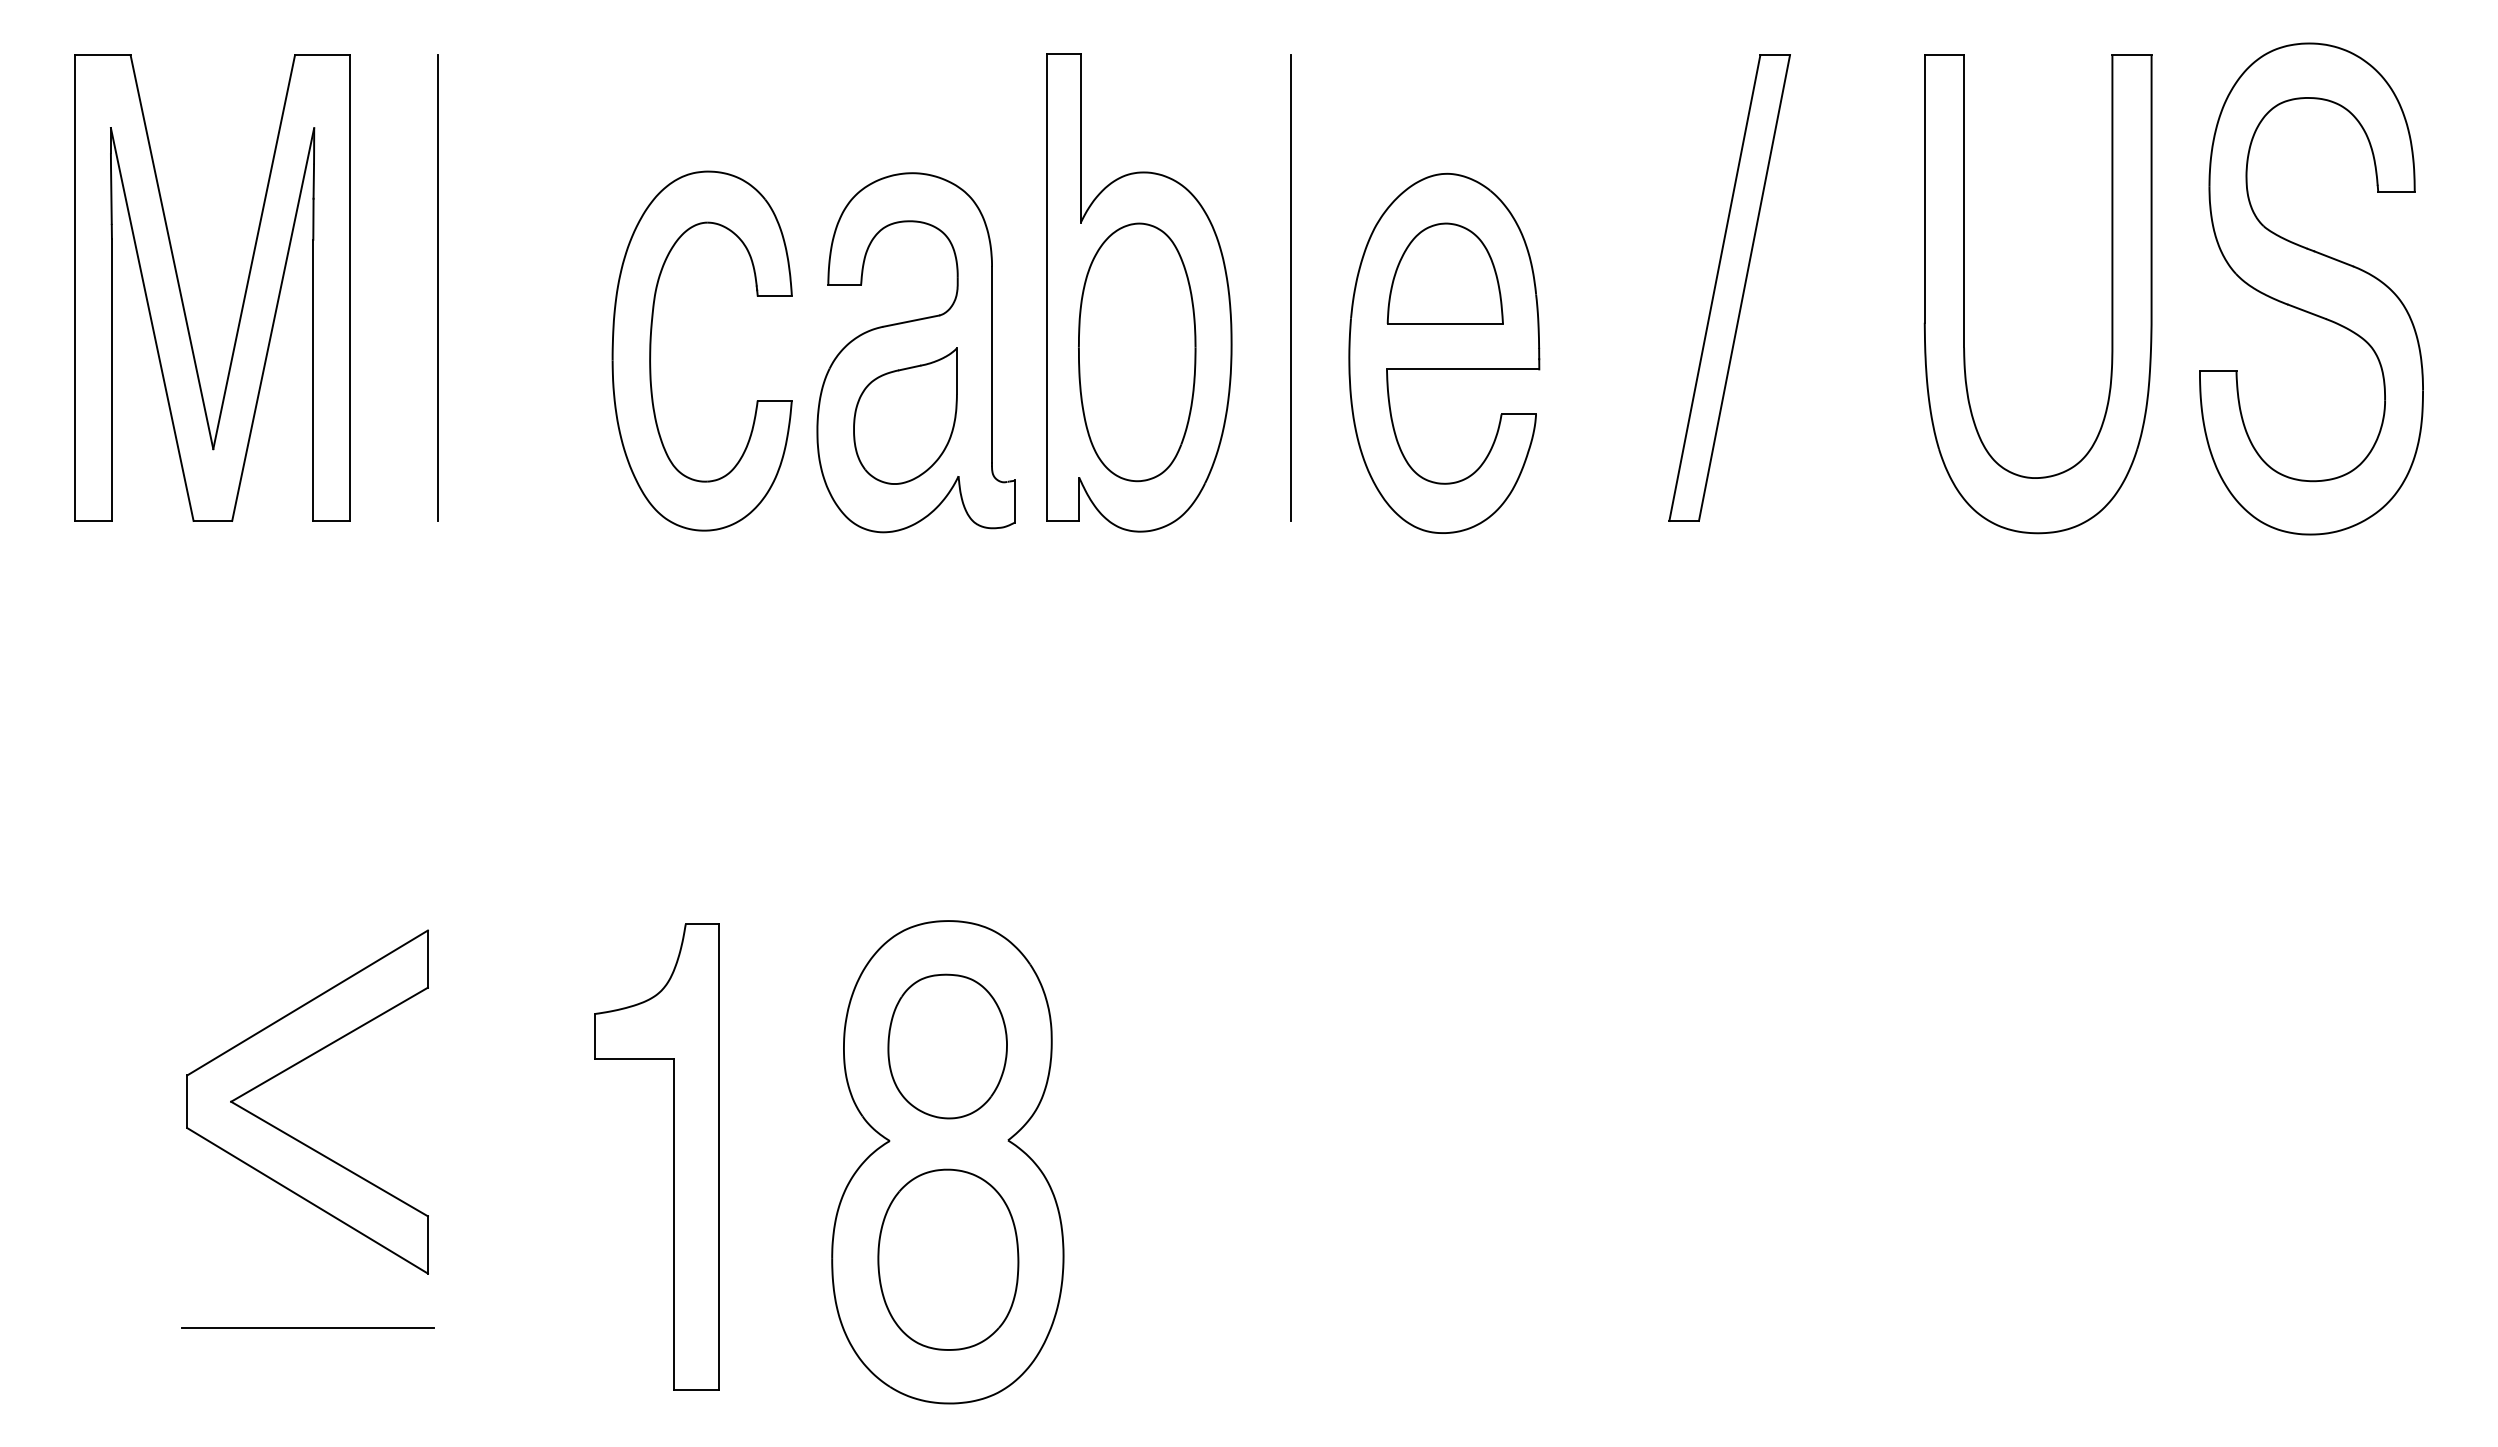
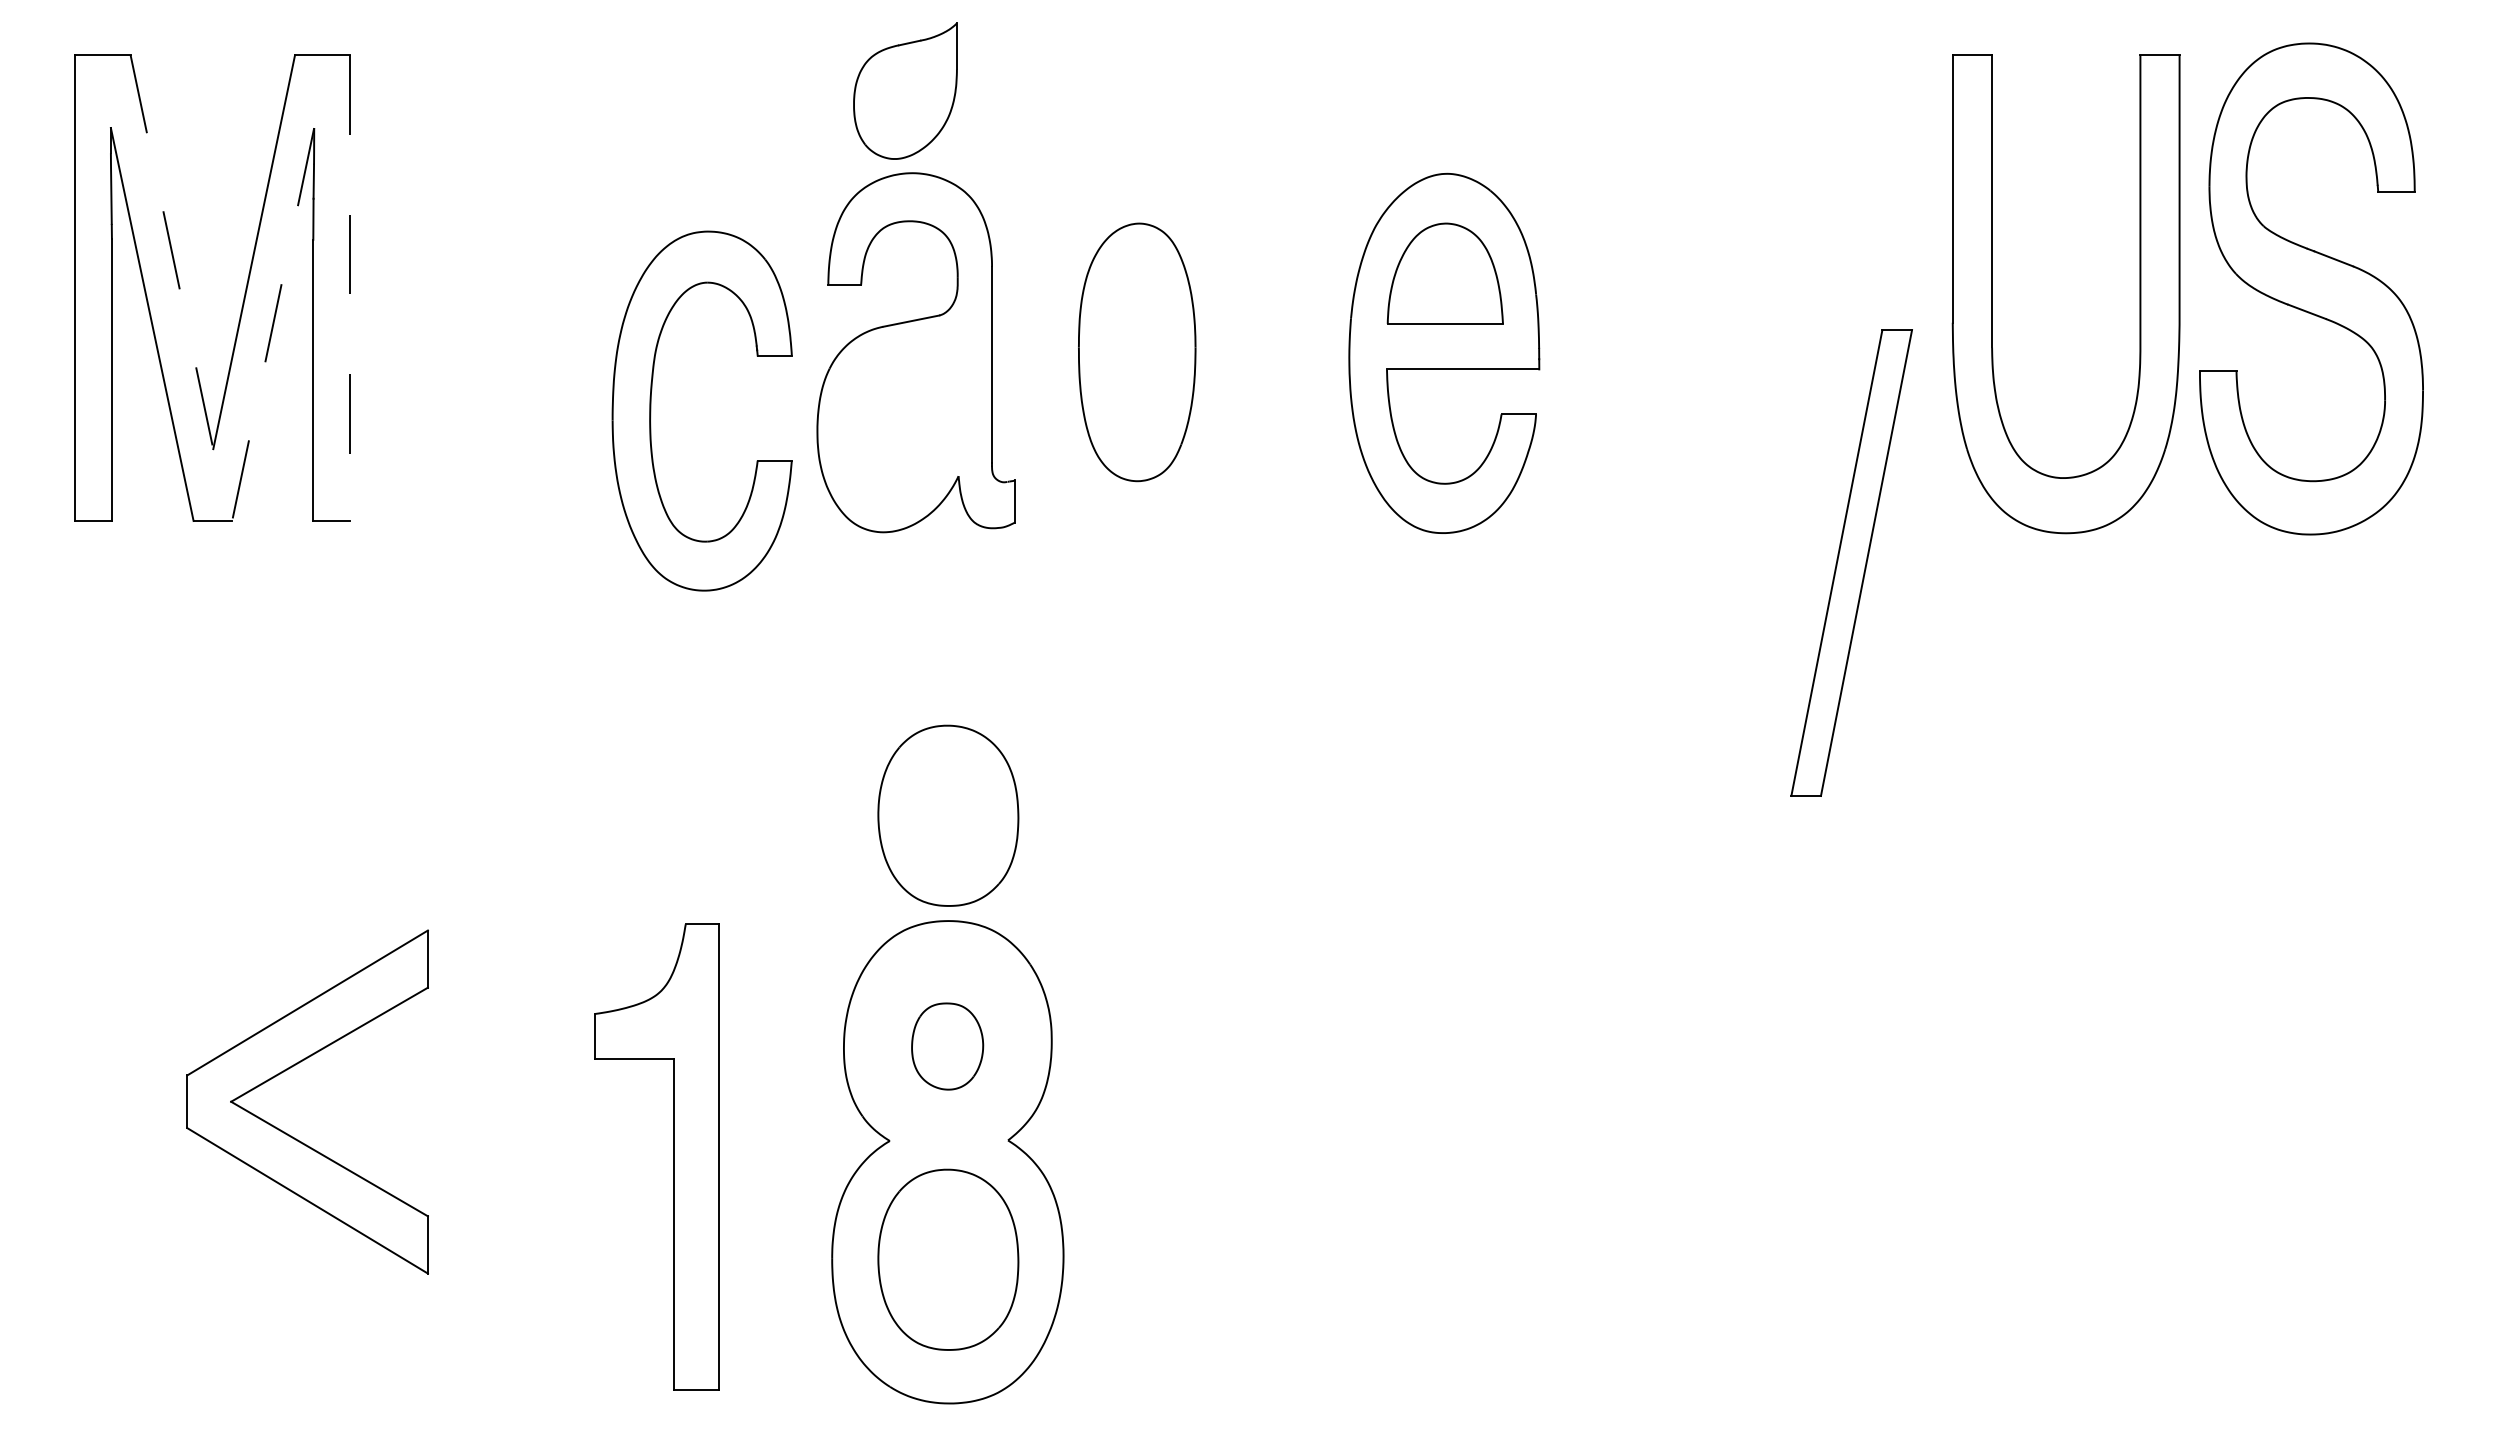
line: solid -> dashed (172, 252)
part position: (1729, 287) -> (1851, 562) (1851, 562)
line: solid -> dashed (350, 288)
line: present -> none (437, 288)
line: present -> none (1290, 288)
part: present -> none (1139, 292)
part position: (1964, 294) -> (1992, 294) (1992, 294)
line: solid -> dashed (273, 324)
part position: (651, 350) -> (651, 410) (651, 410)
part position: (905, 415) -> (905, 90) (905, 90)
part: none -> present (948, 815)
part size: 121x147 px -> 74x89 px (947, 1046)
line: present -> none (307, 1328)
